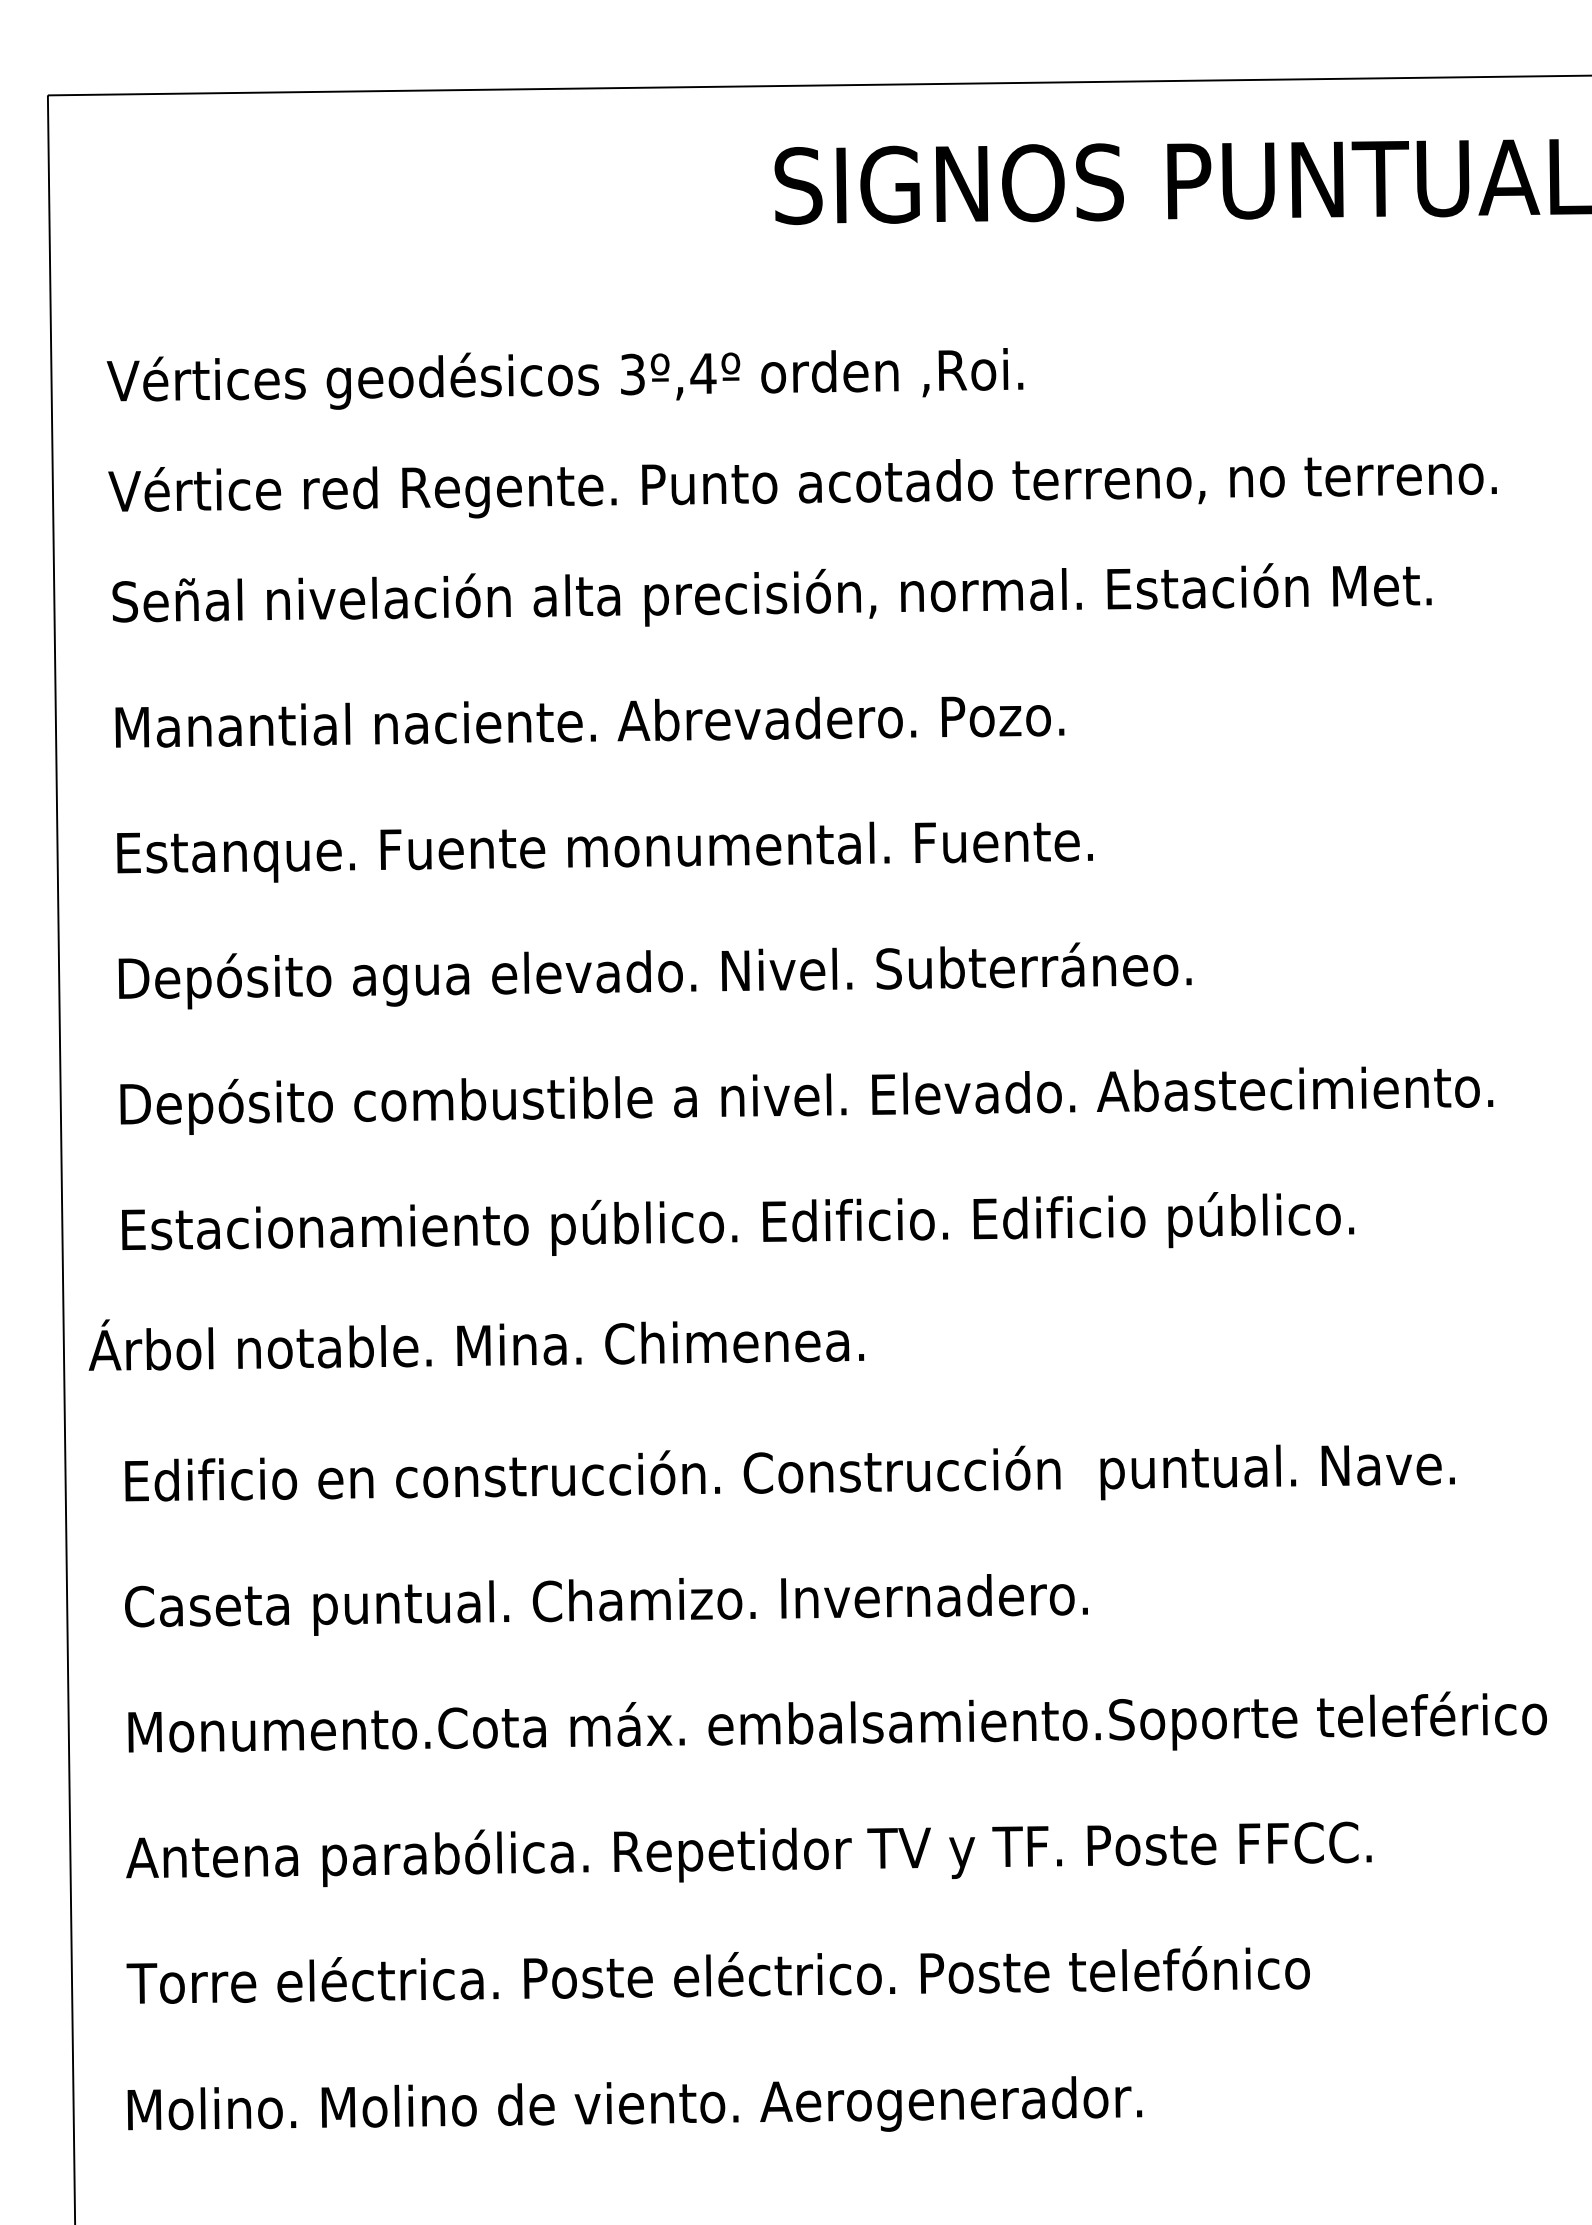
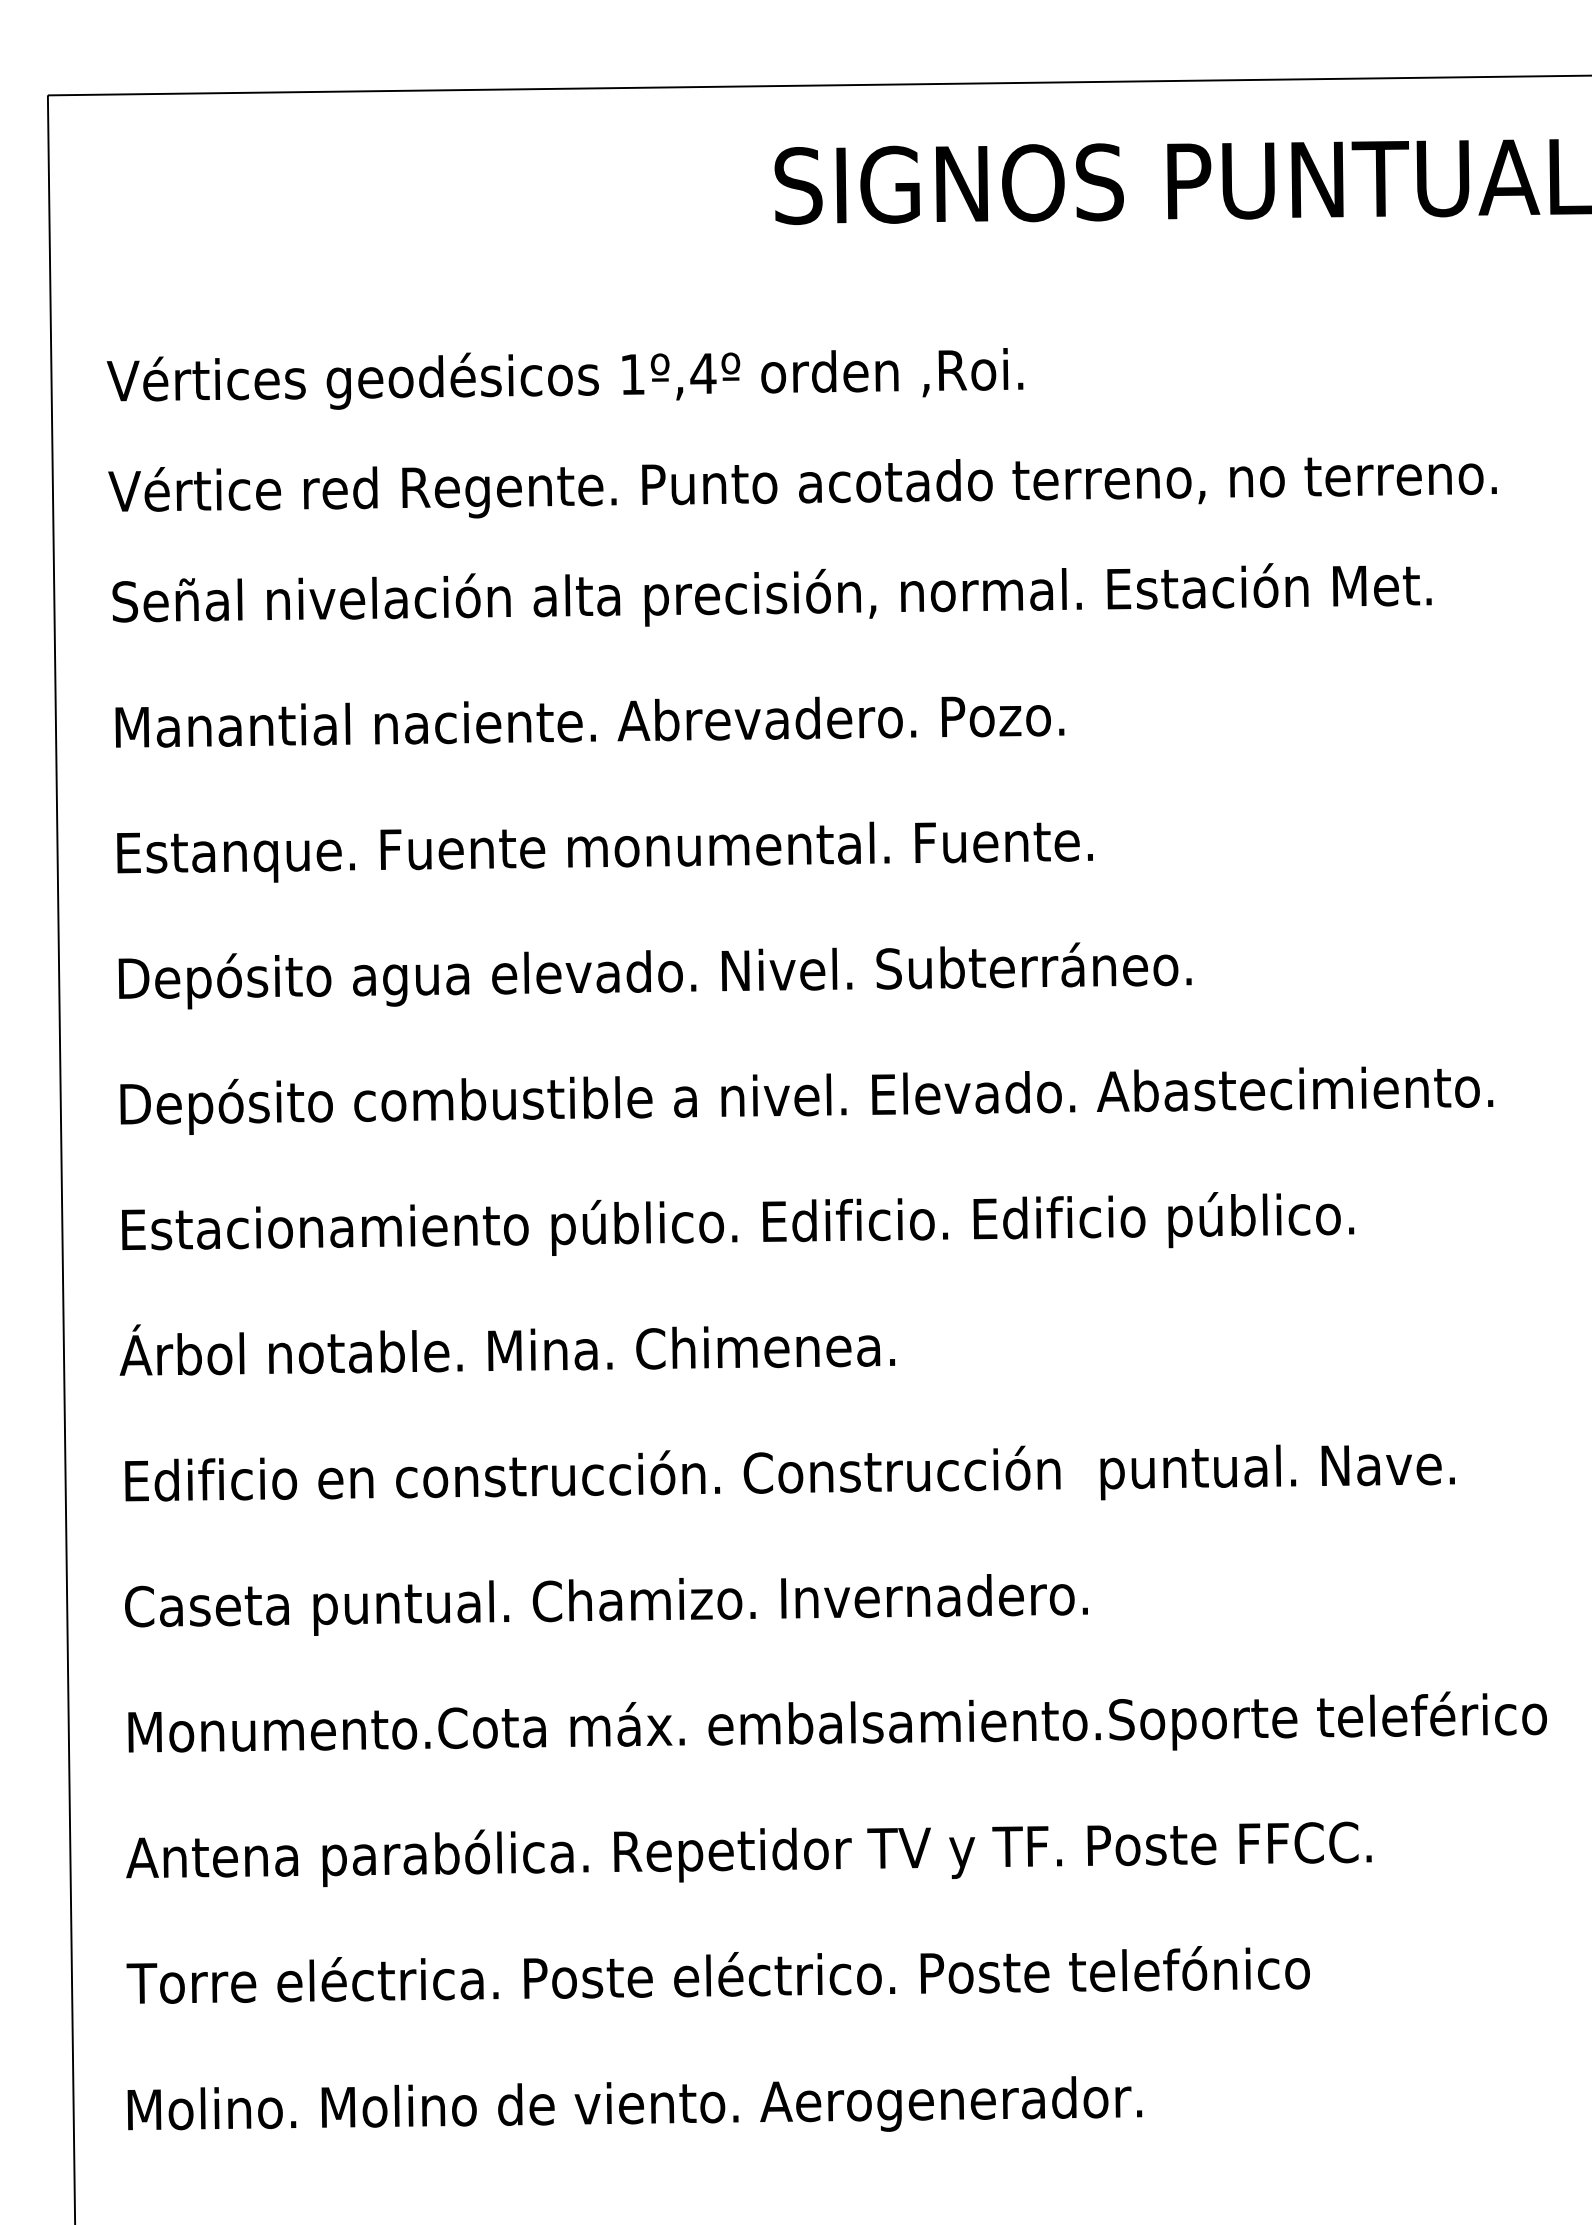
text: 3º,4º -> 1º,4º (632, 374)
text position: (476, 1344) -> (507, 1349) (507, 1349)
